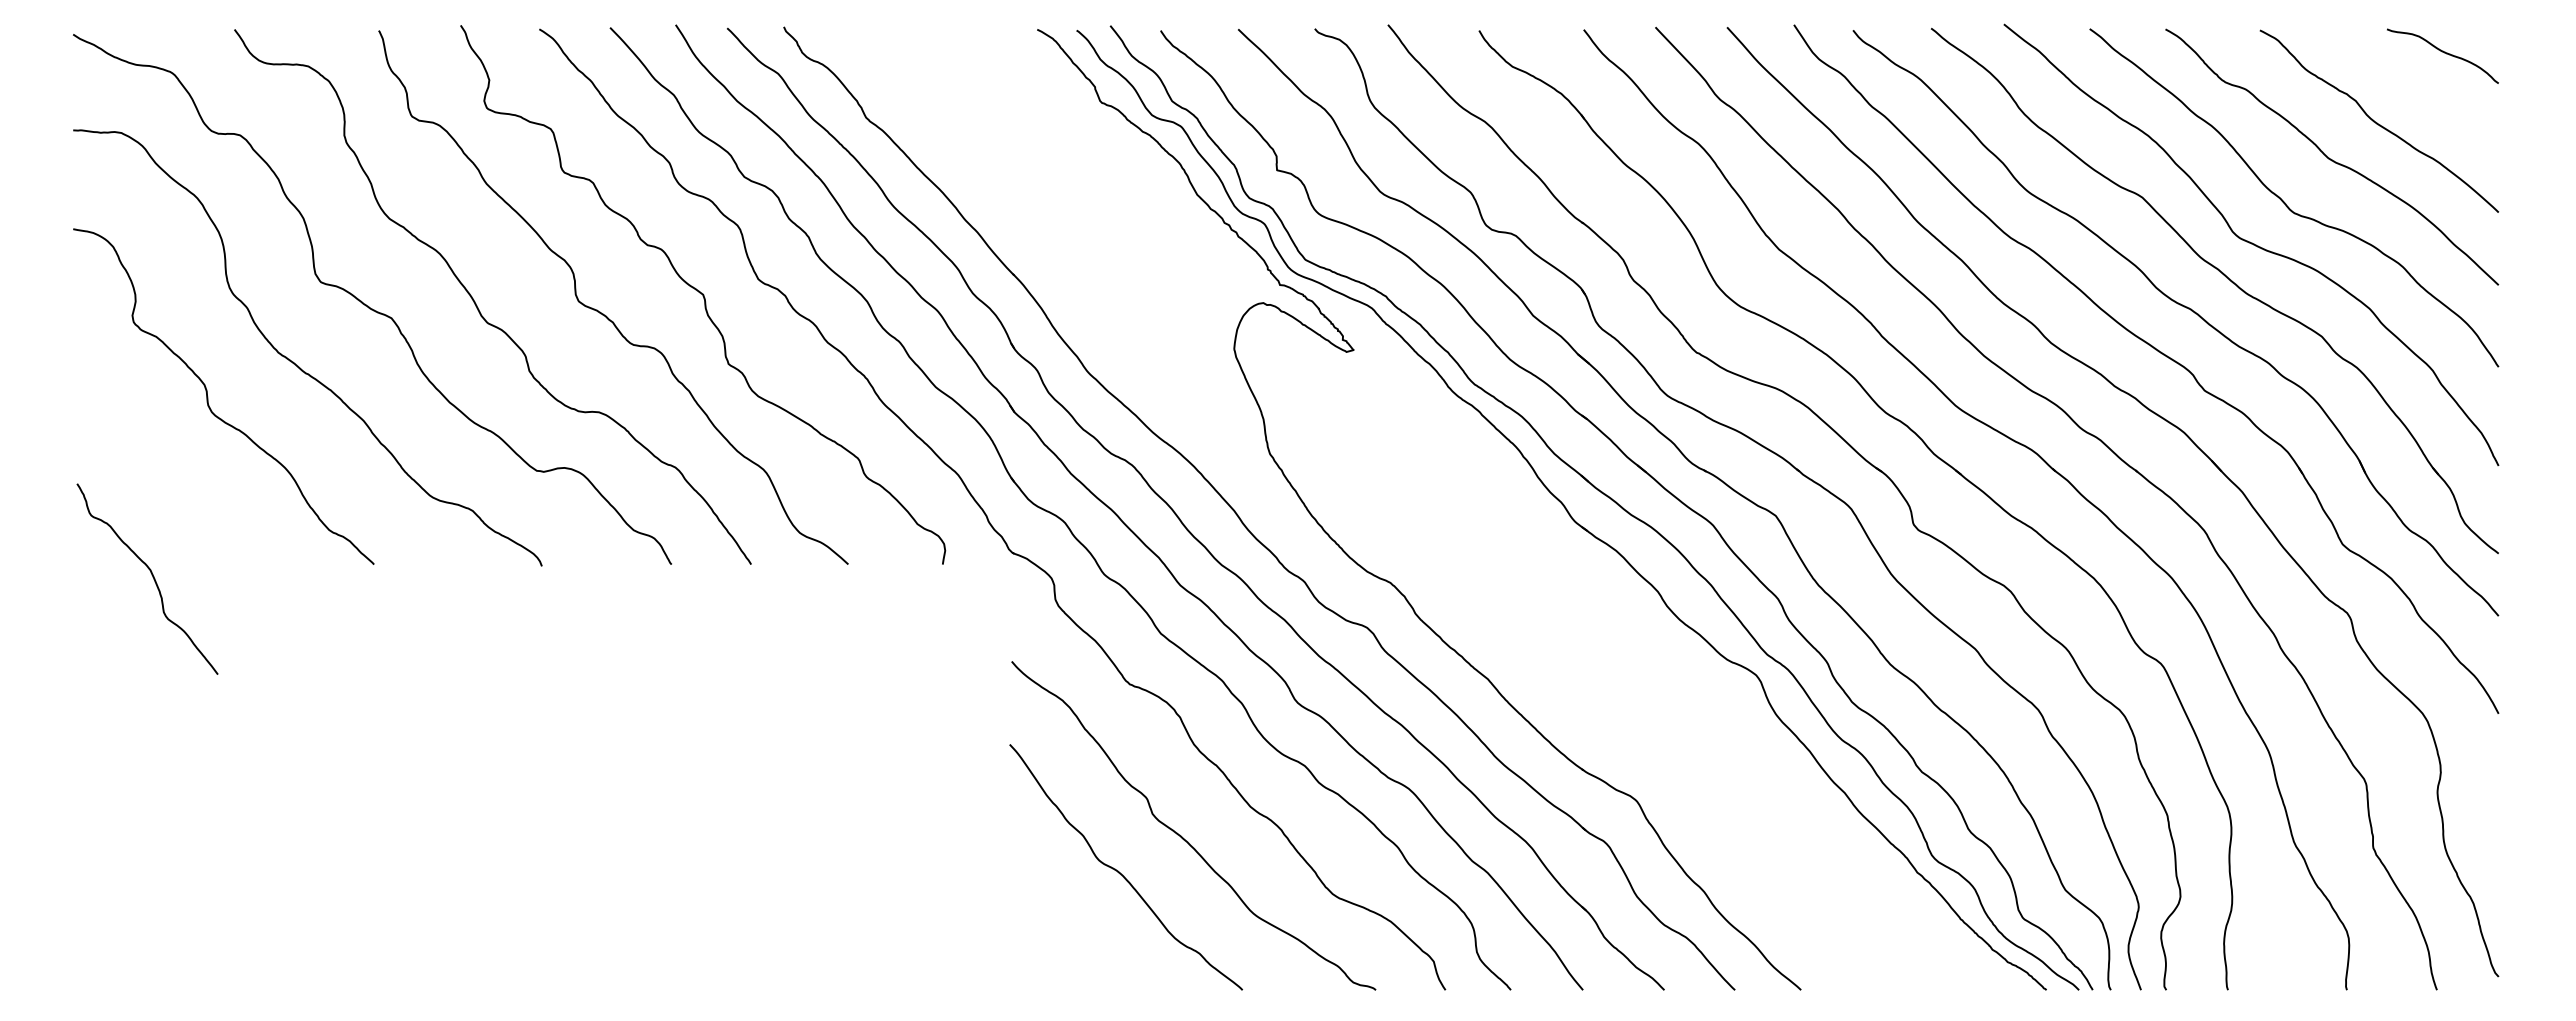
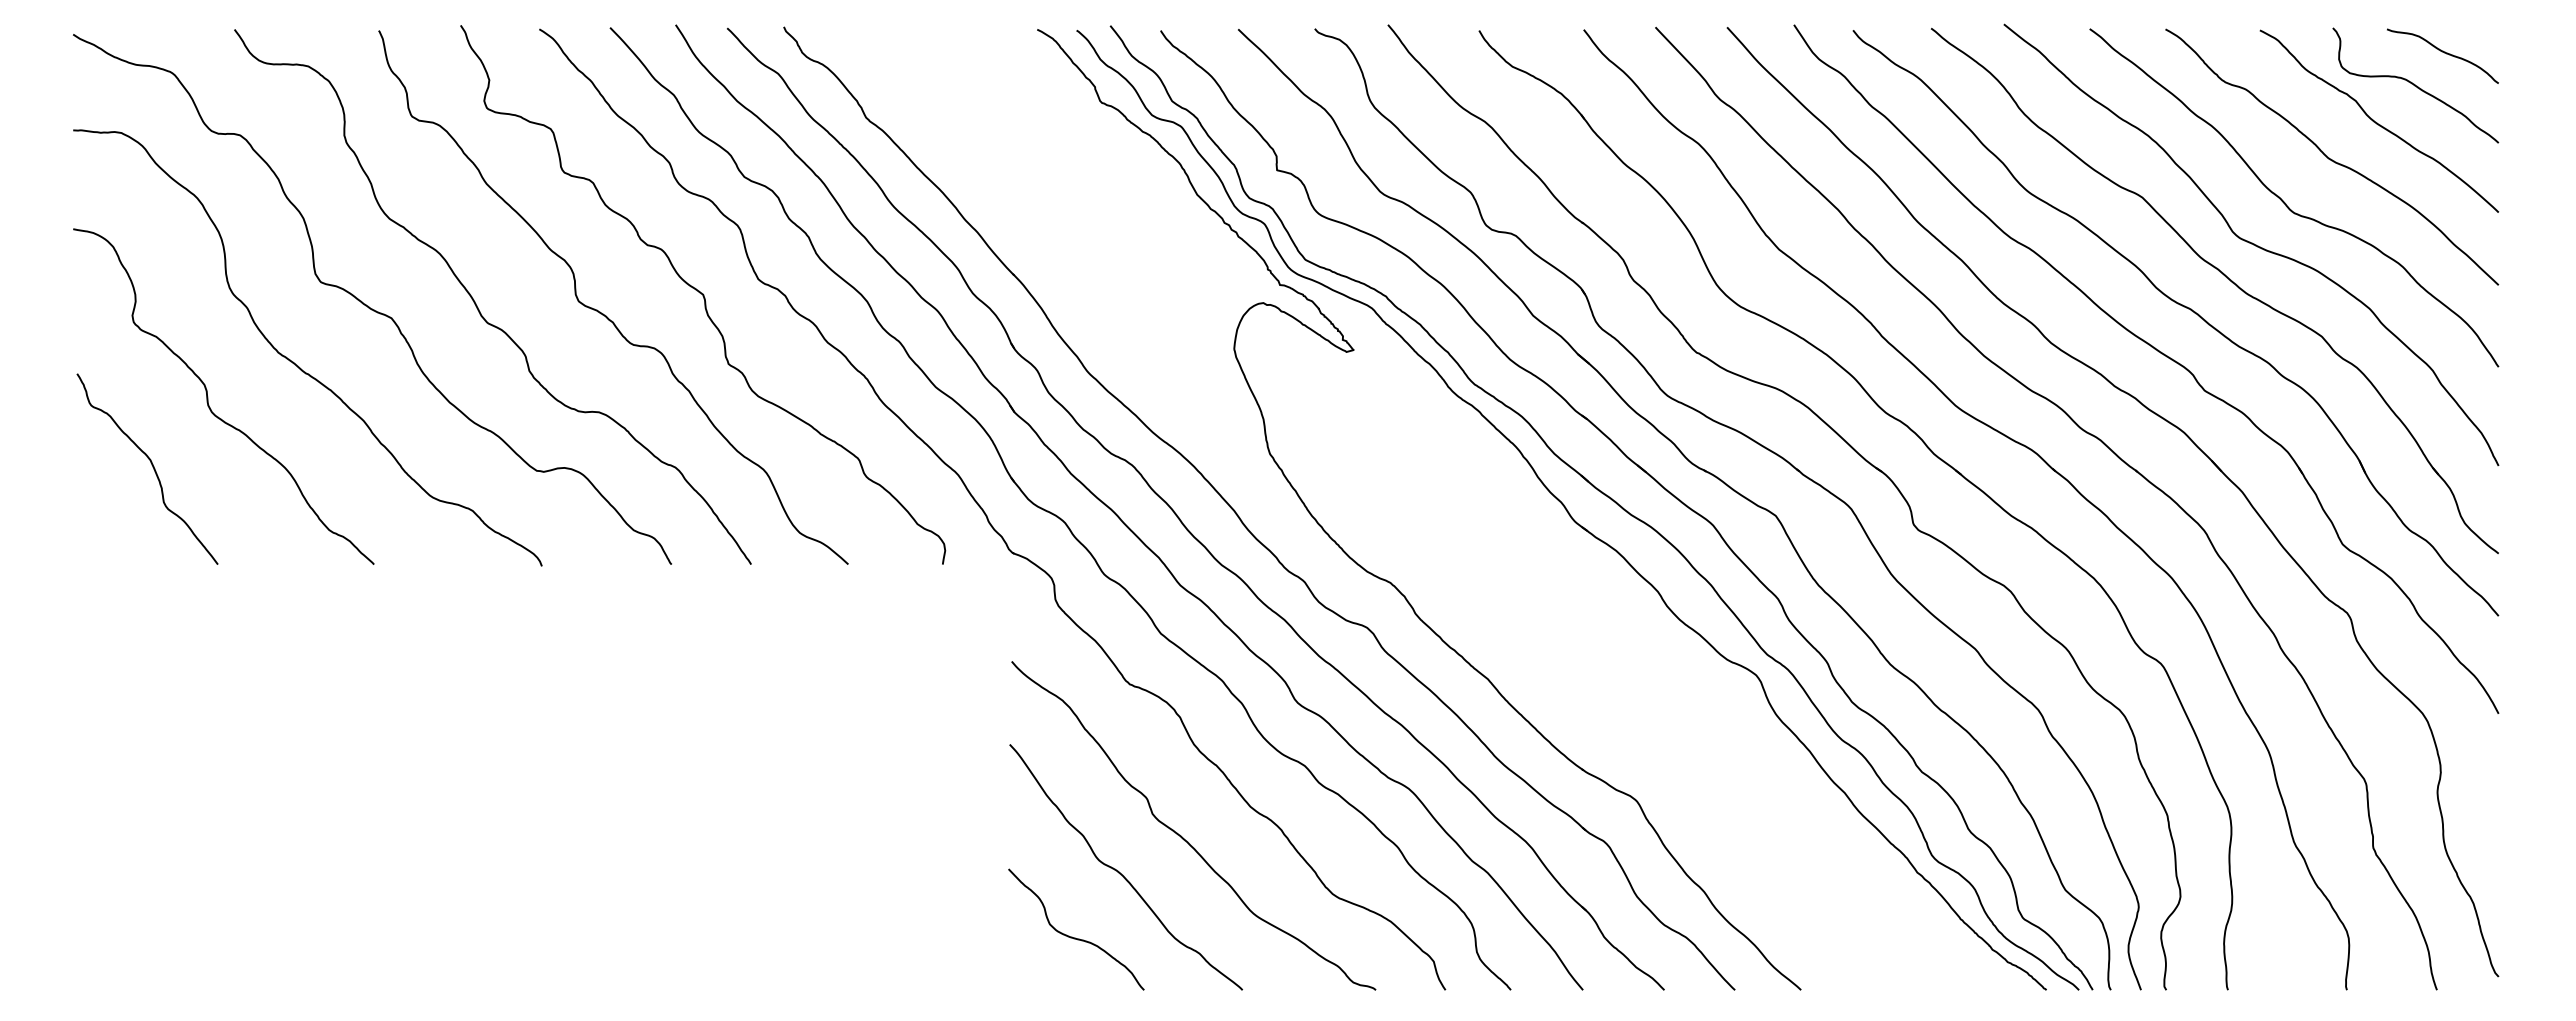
curve: none -> present (2415, 85)
curve position: (151, 575) -> (151, 465) (151, 465)
curve: none -> present (1072, 936)
